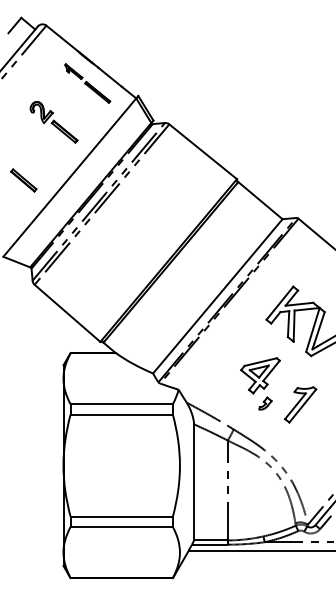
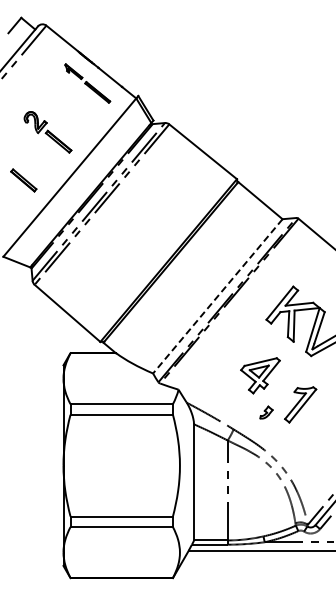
part position: (53, 122) -> (47, 132) (47, 132)
line: solid -> dashed (217, 296)
part position: (265, 403) -> (266, 412) (266, 412)
